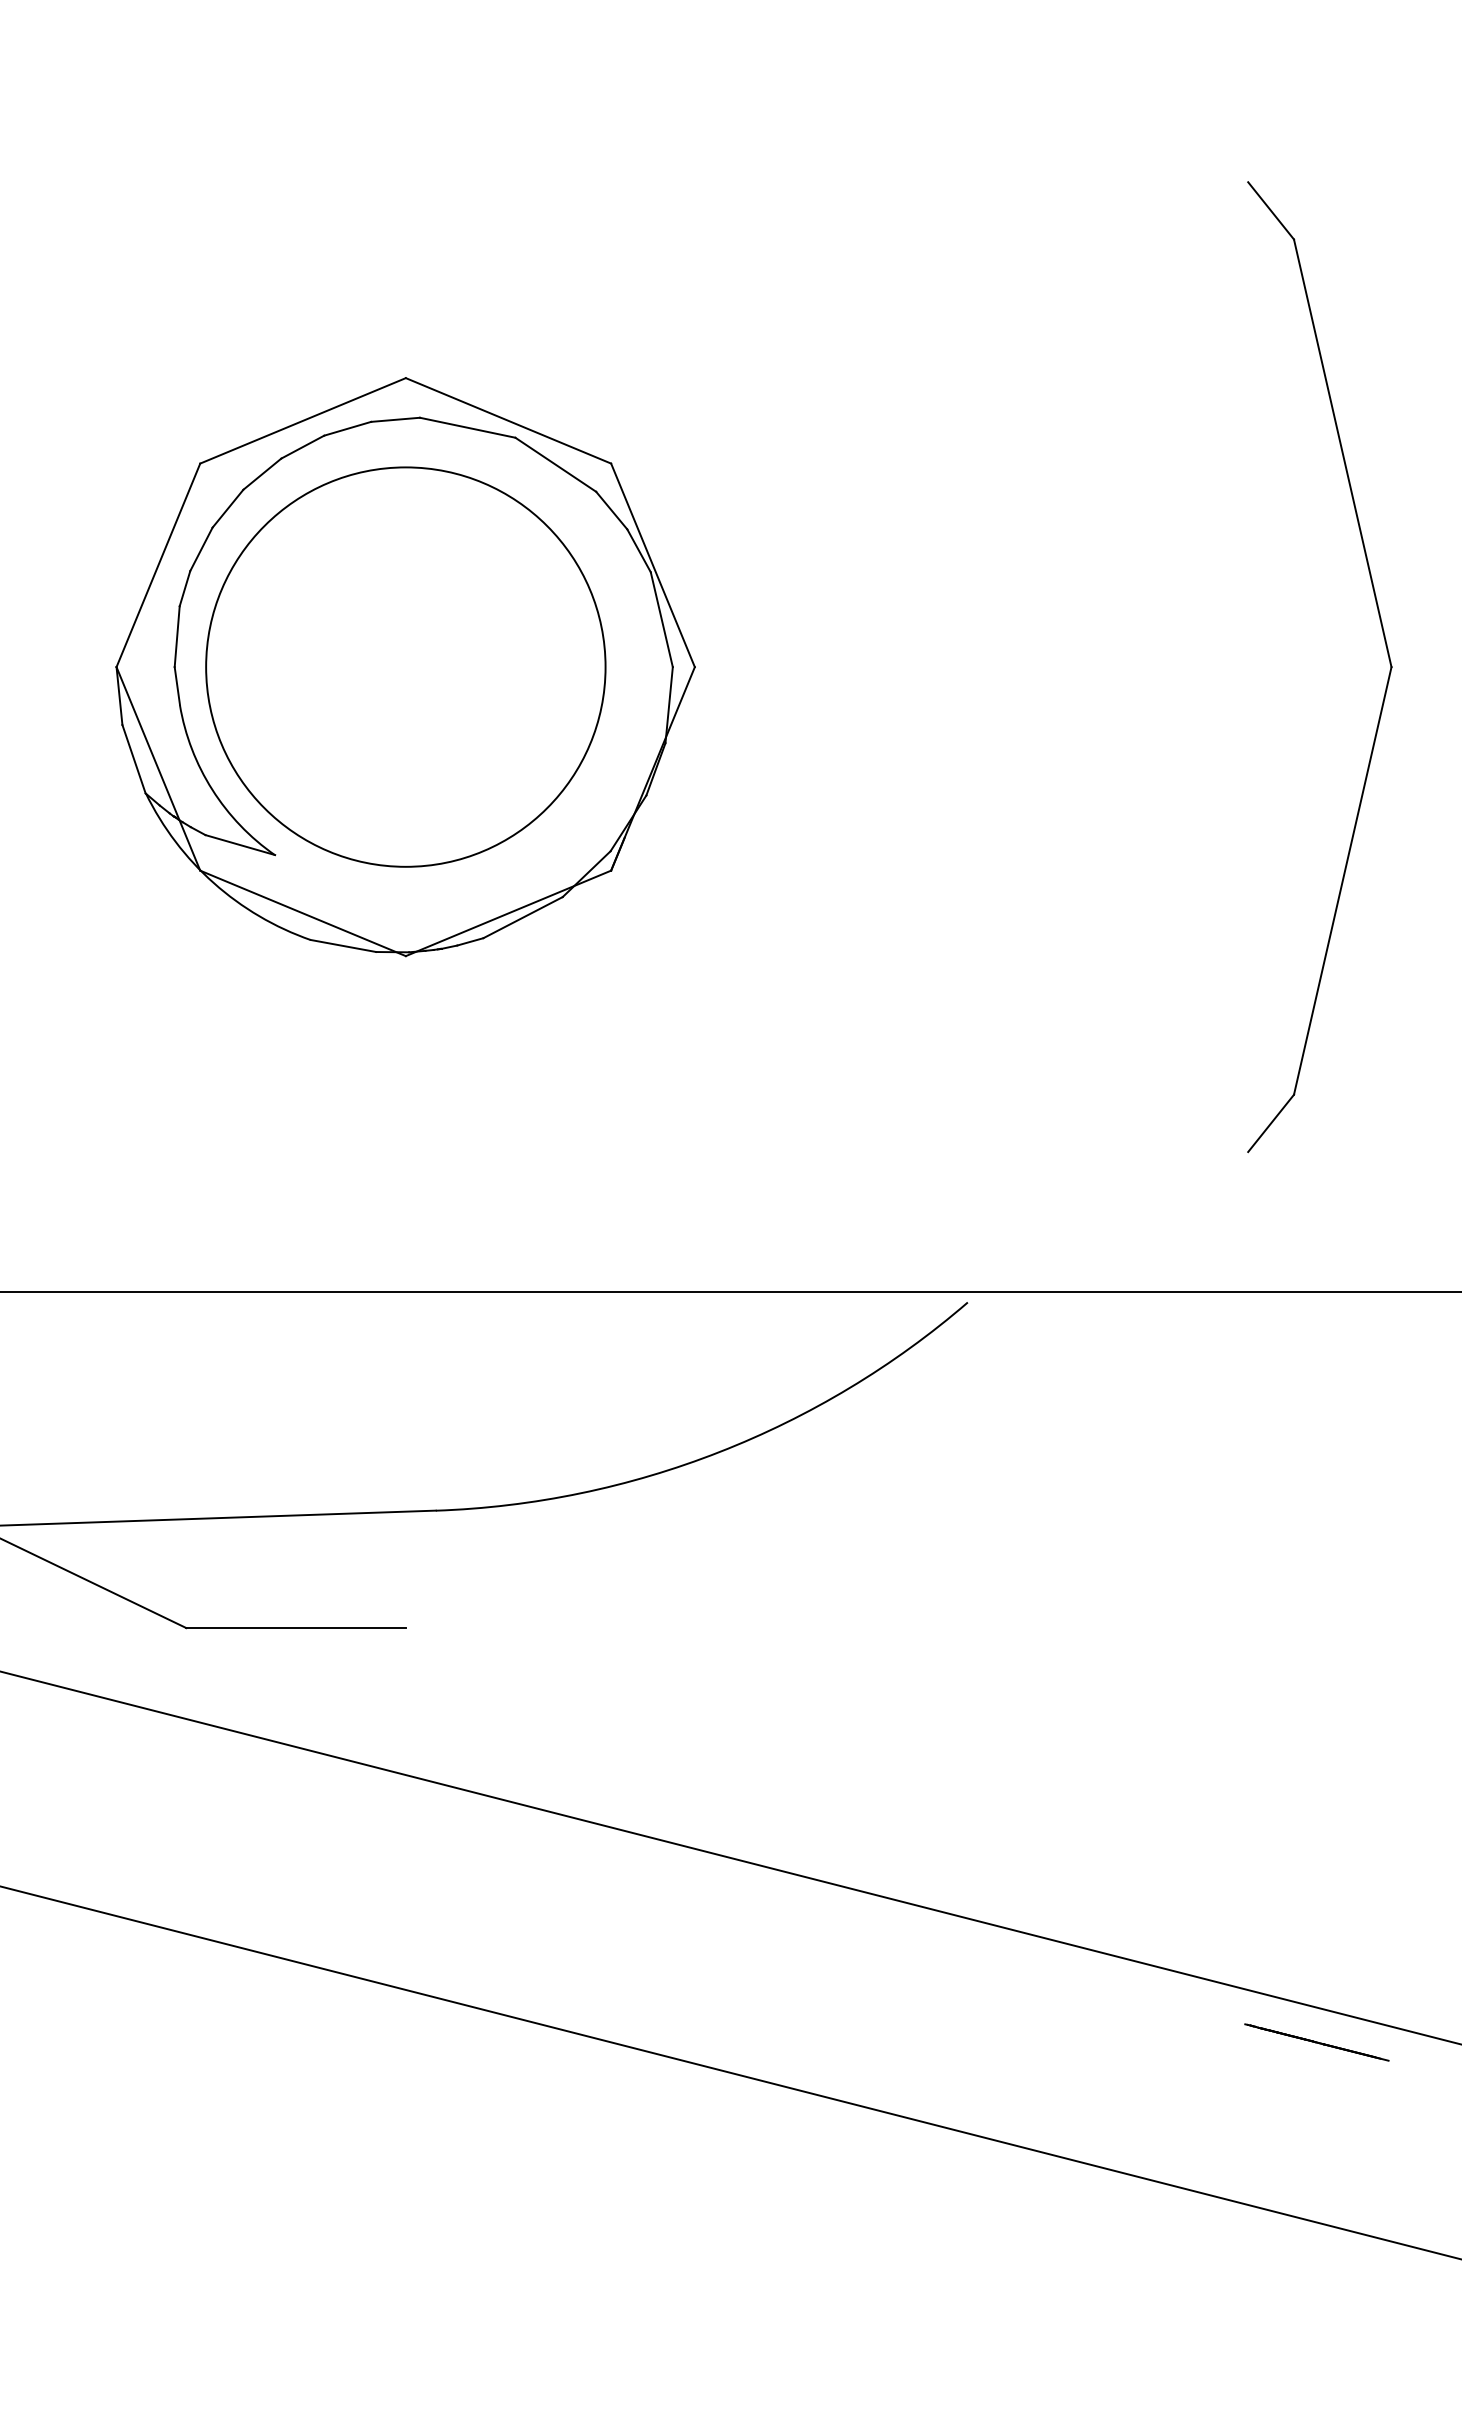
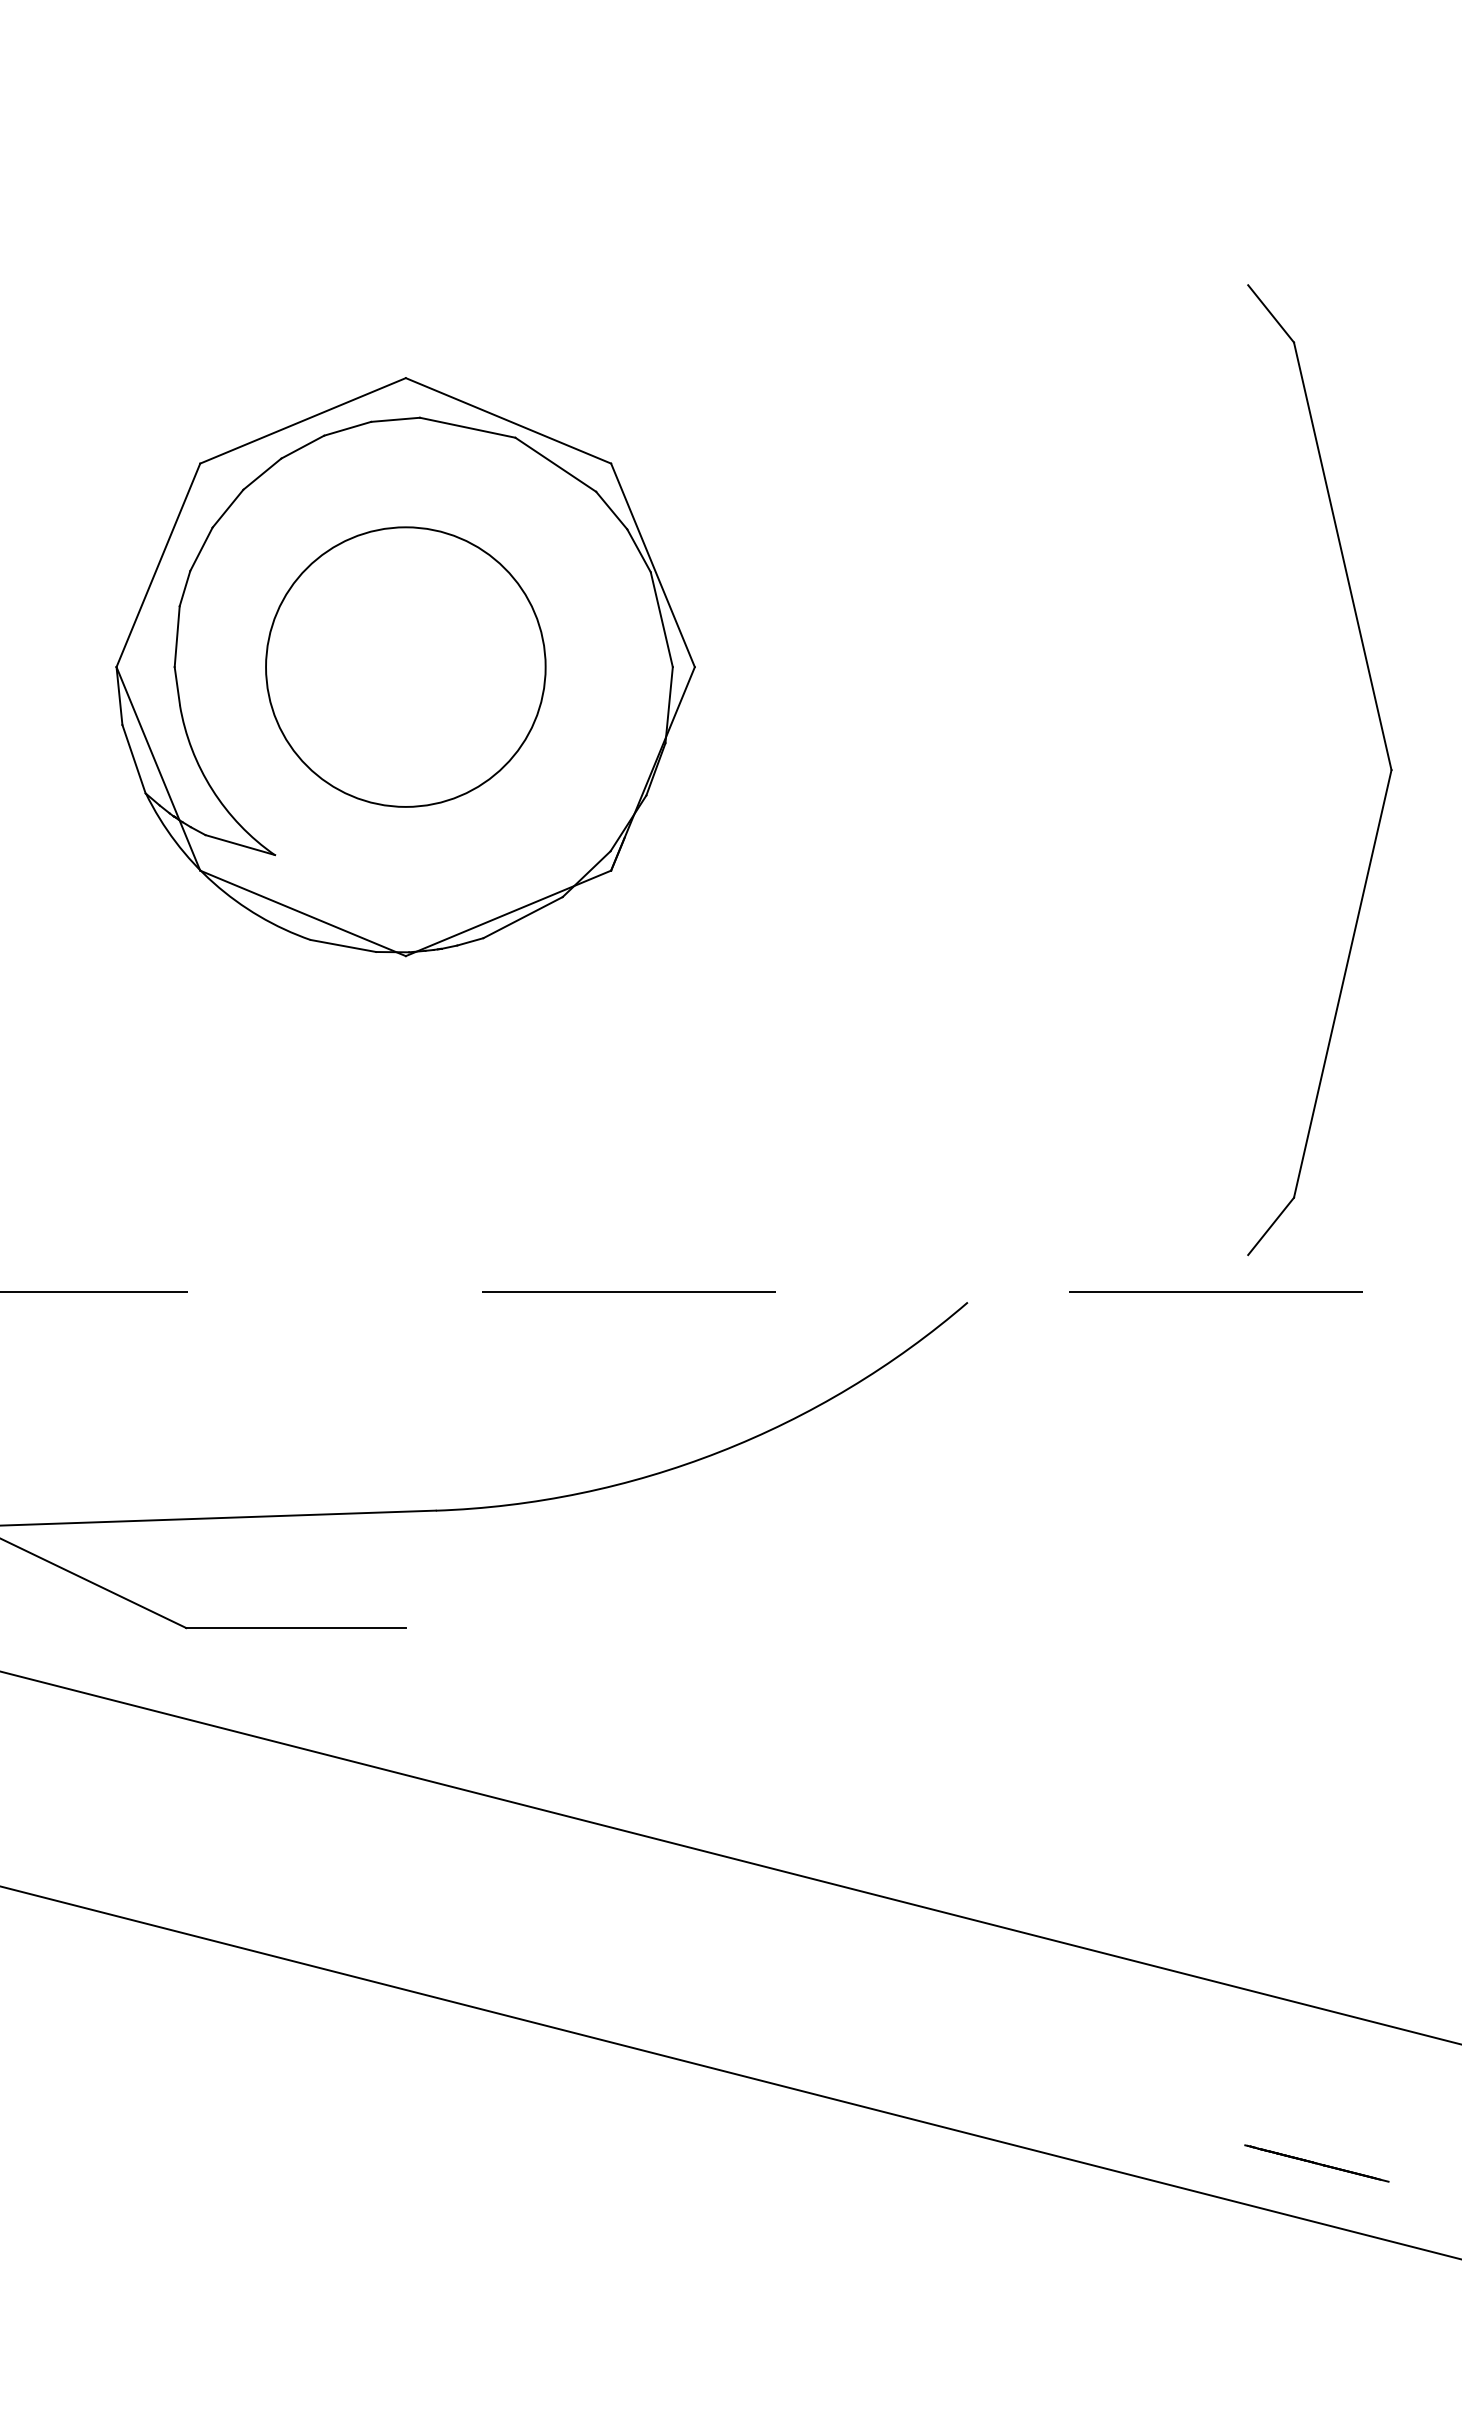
circle diameter: 399 px -> 280 px (405, 666)
part position: (1386, 683) -> (1386, 786) (1386, 786)
line: solid -> dashed (731, 1291)
line position: (1316, 2042) -> (1316, 2163) (1316, 2163)
